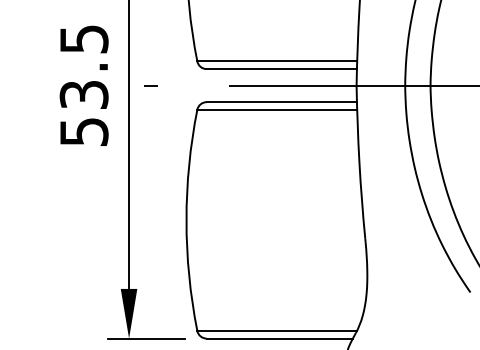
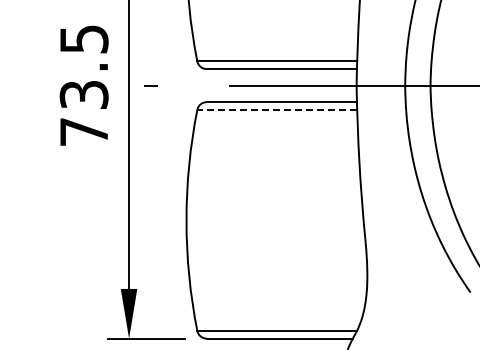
line: solid -> dashed (277, 109)
text: 53.5 -> 73.5 (84, 131)
